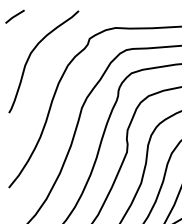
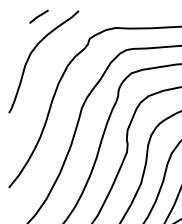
line position: (14, 16) -> (38, 16) (38, 16)
